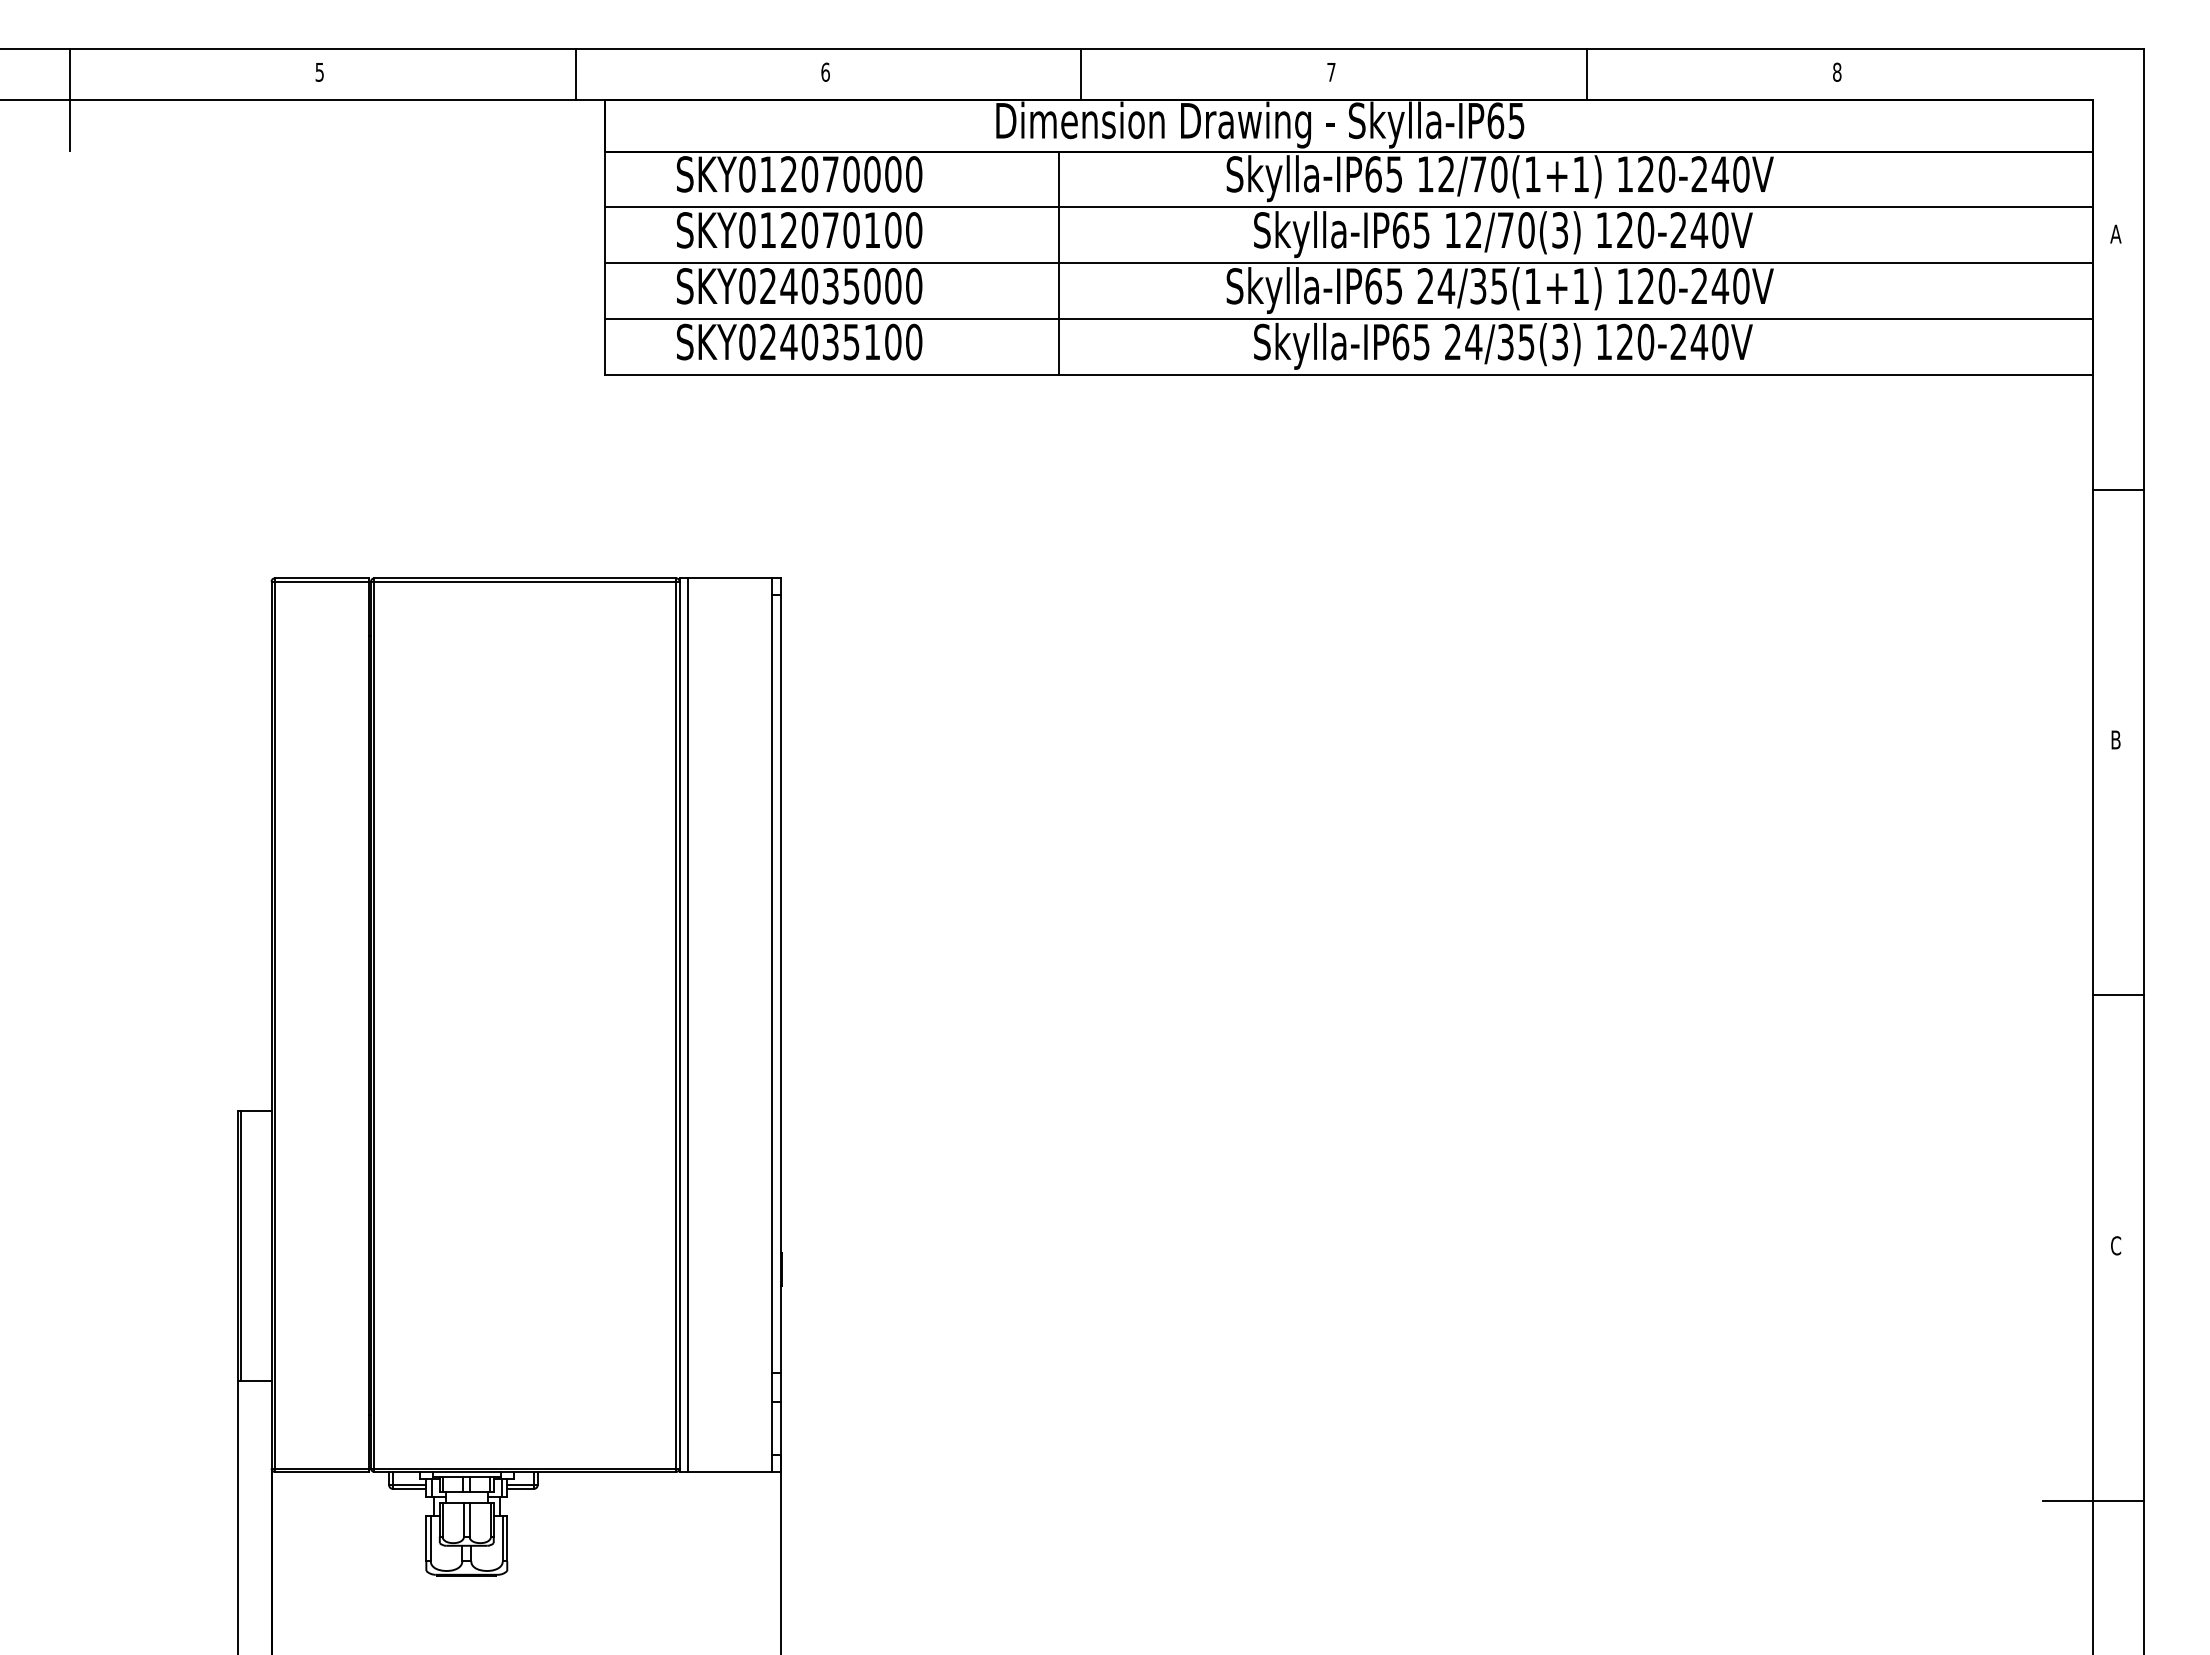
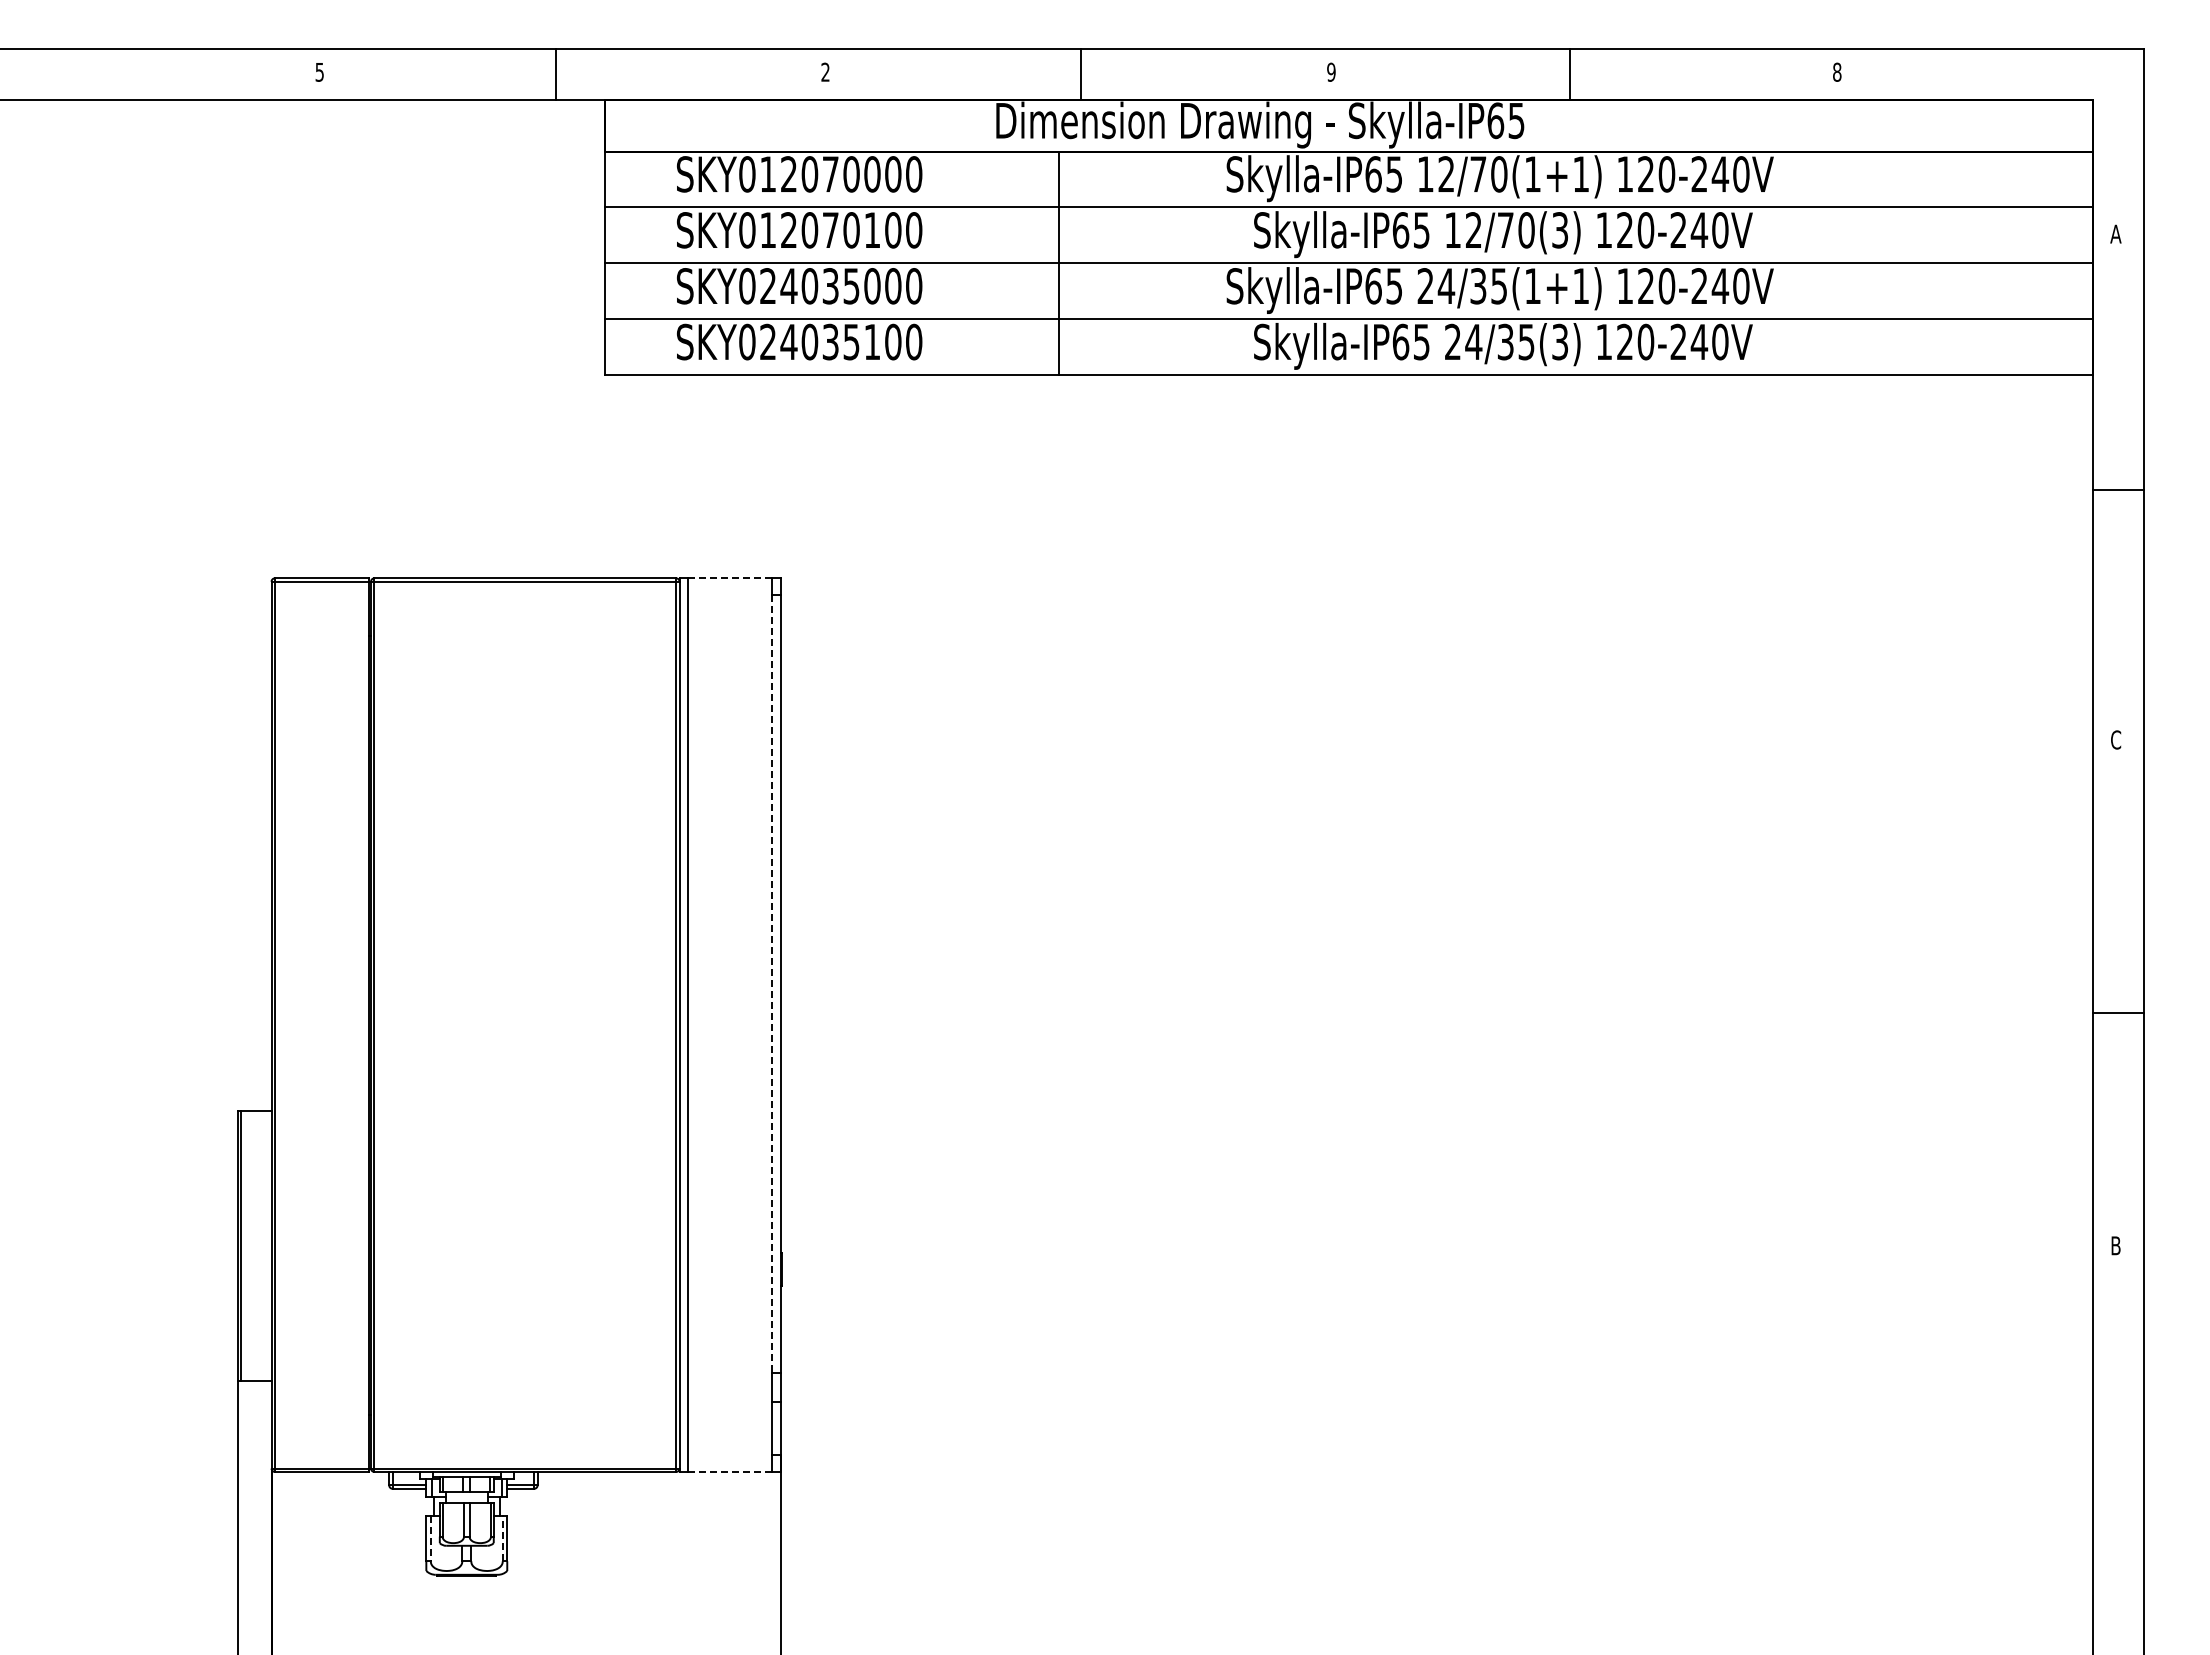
text: 6 -> 2 (825, 71)
text: 7 -> 9 (1331, 71)
line position: (575, 74) -> (555, 74) (555, 74)
line position: (1587, 74) -> (1570, 74) (1570, 74)
line: present -> none (69, 99)
line: solid -> dashed (729, 578)
text: B -> C (2116, 739)
line: solid -> dashed (772, 984)
line position: (2118, 995) -> (2118, 1013) (2118, 1013)
text: C -> B (2116, 1245)
line: solid -> dashed (730, 1471)
line: present -> none (2092, 1501)
line: solid -> dashed (502, 1538)
line: solid -> dashed (430, 1539)
